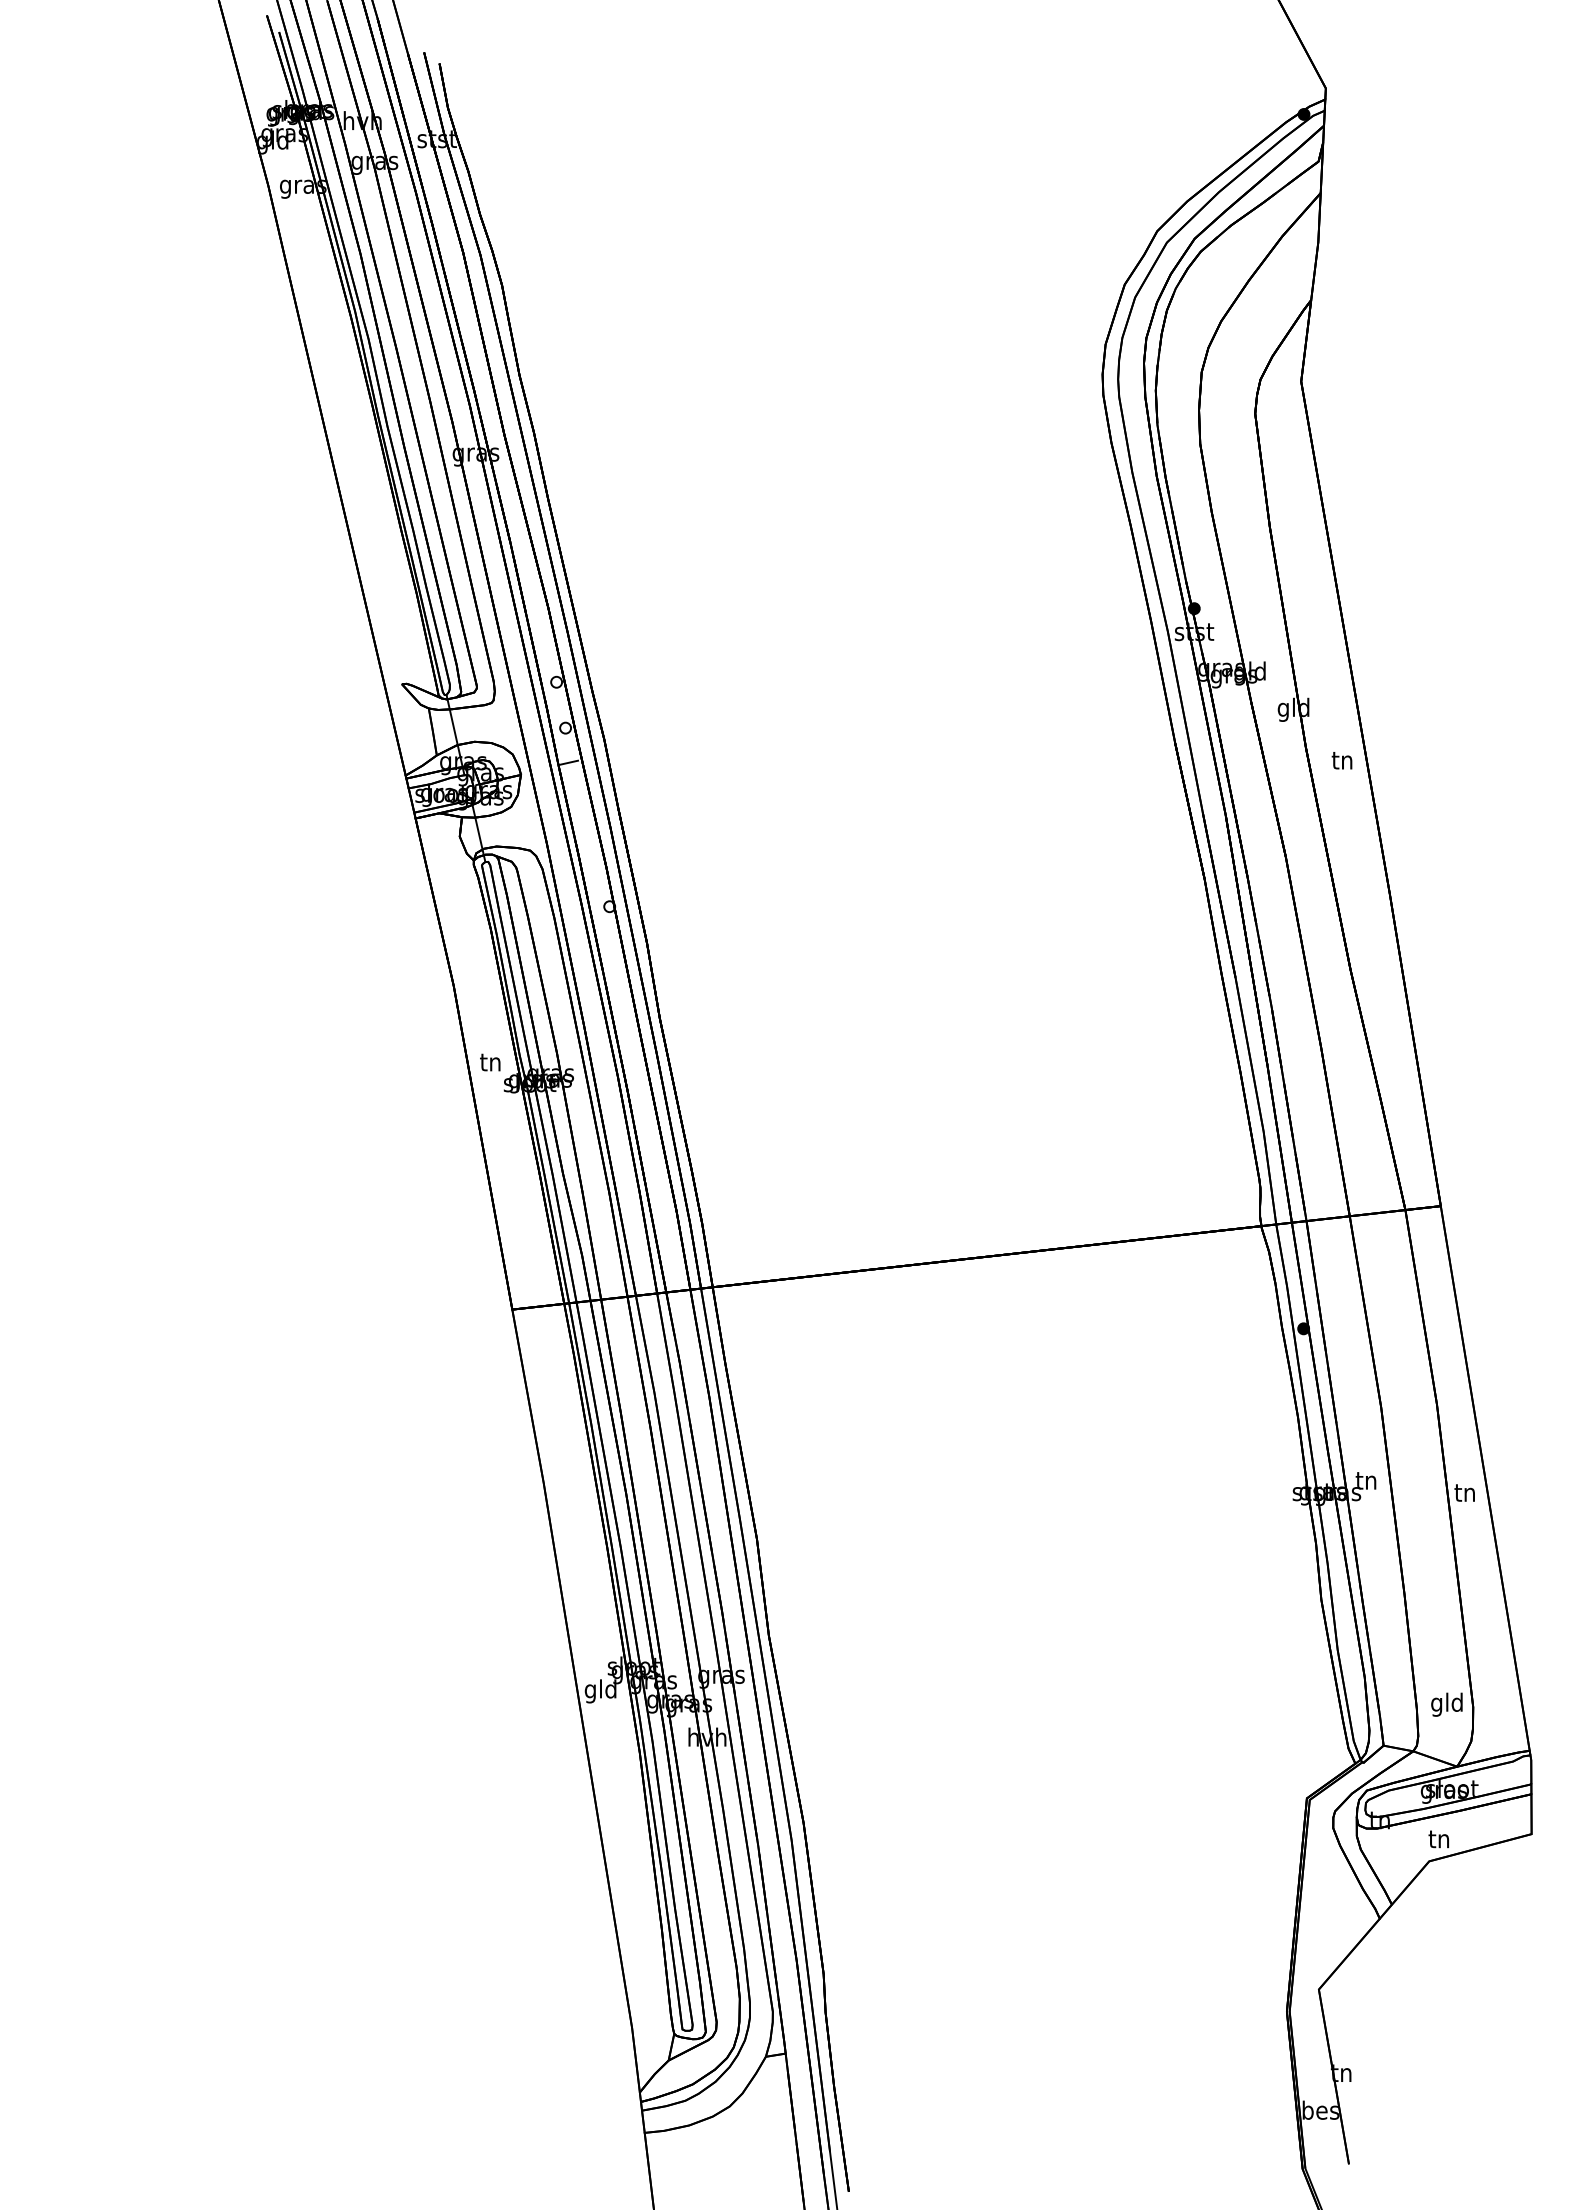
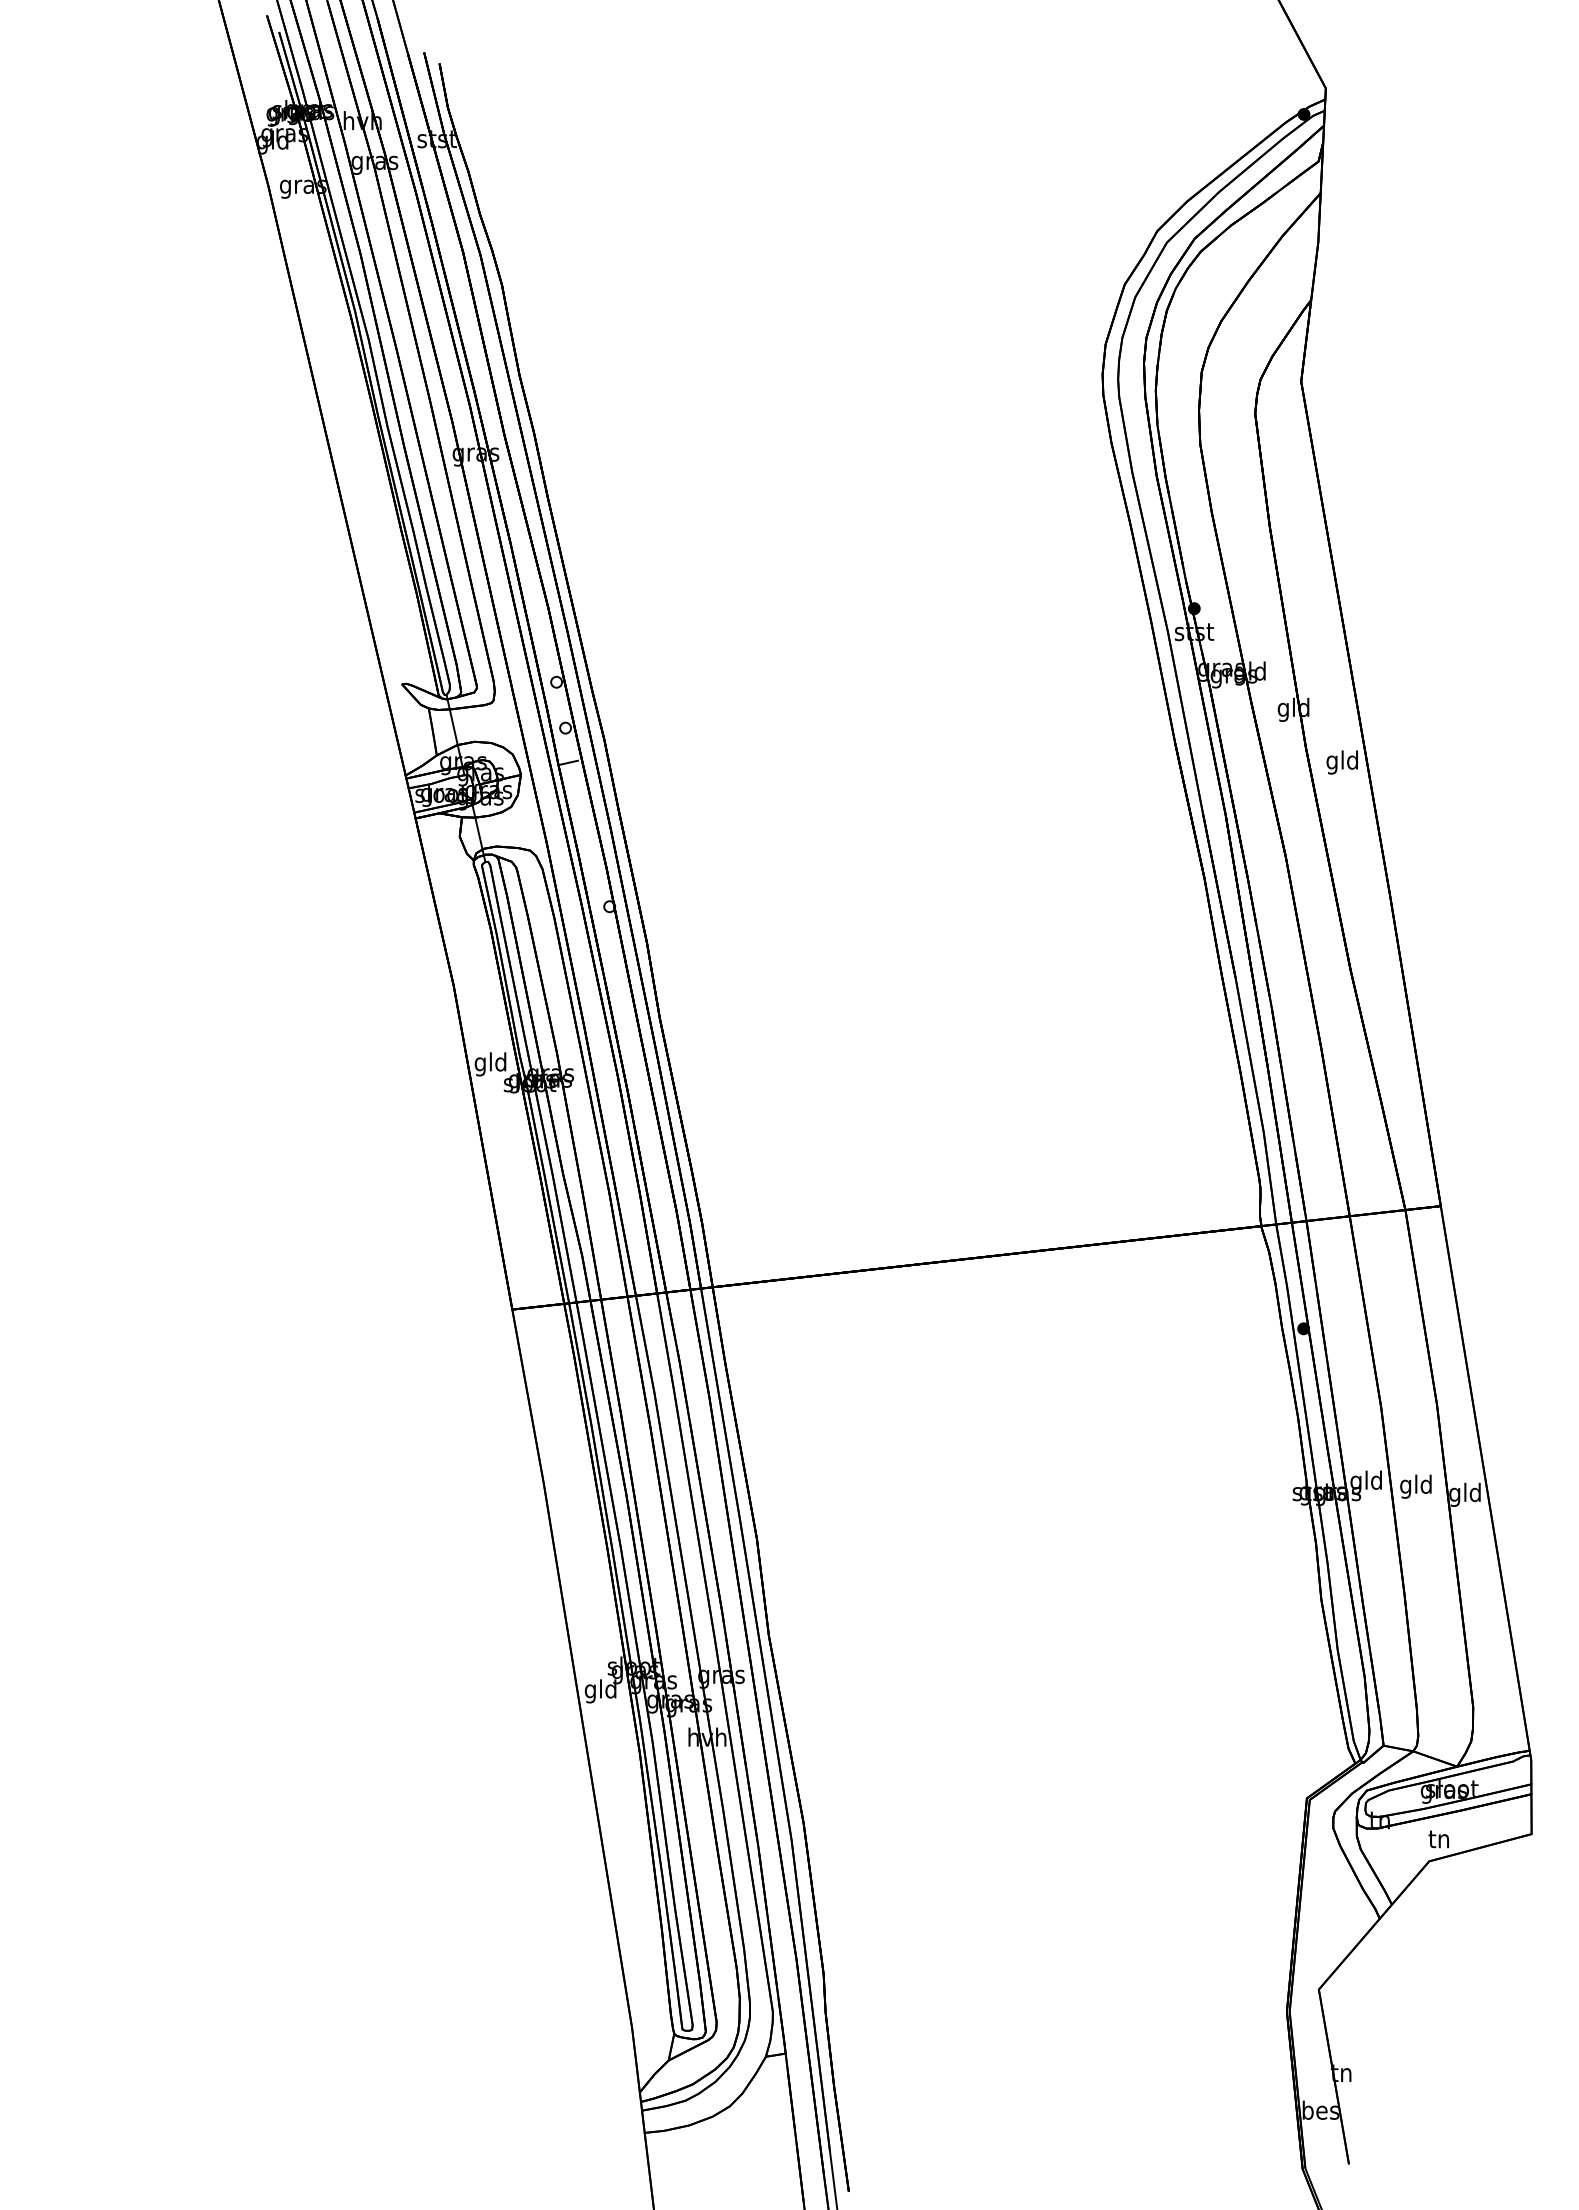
text: tn -> gld (1341, 762)
text: tn -> gld (490, 1064)
text: tn -> gld (1365, 1482)
text: tn -> gld (1464, 1494)
text position: (1446, 1704) -> (1415, 1486) (1415, 1486)
